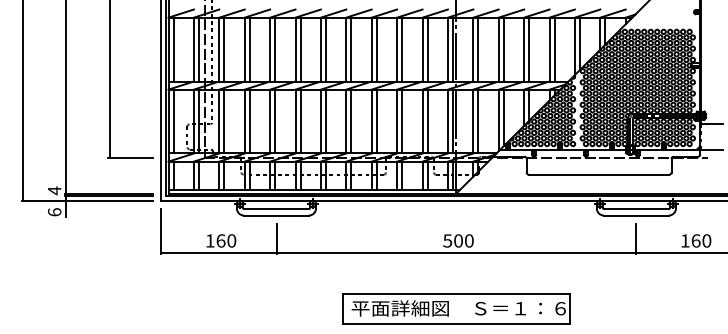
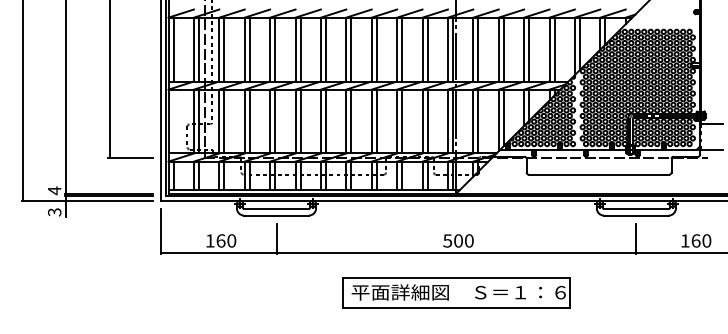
line: present -> none (173, 121)
text: 6 -> 3 (54, 212)
part position: (456, 308) -> (456, 292) (456, 292)
